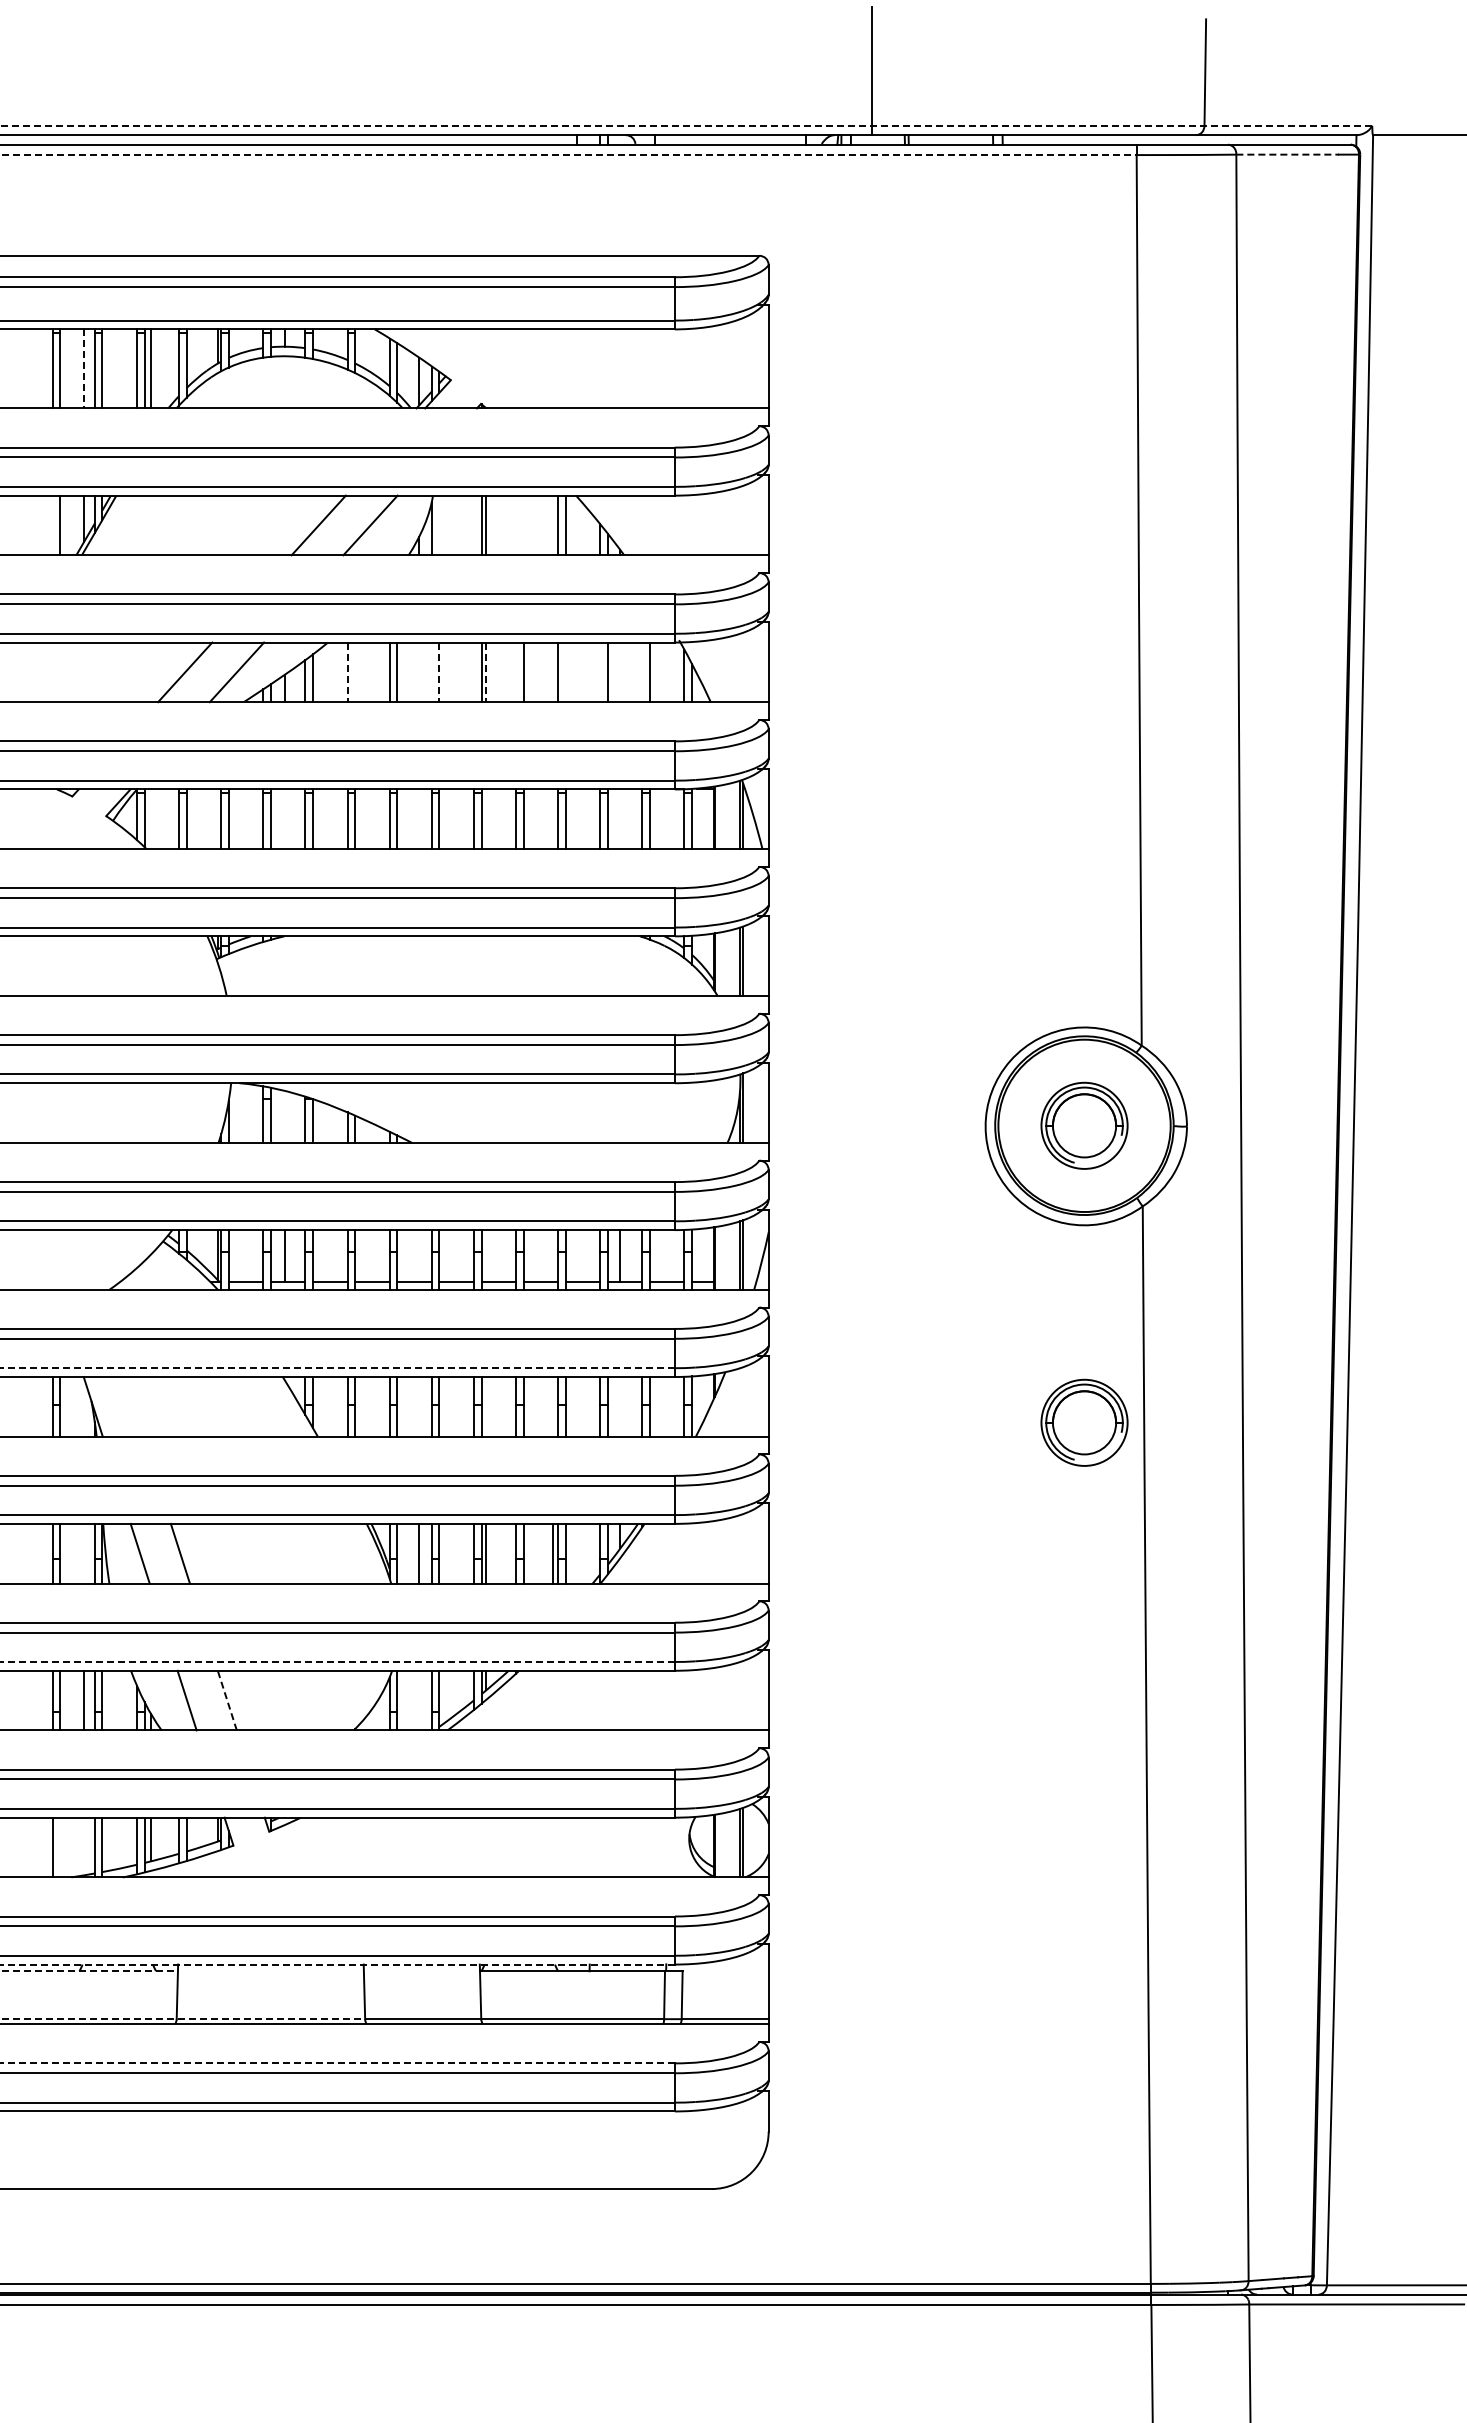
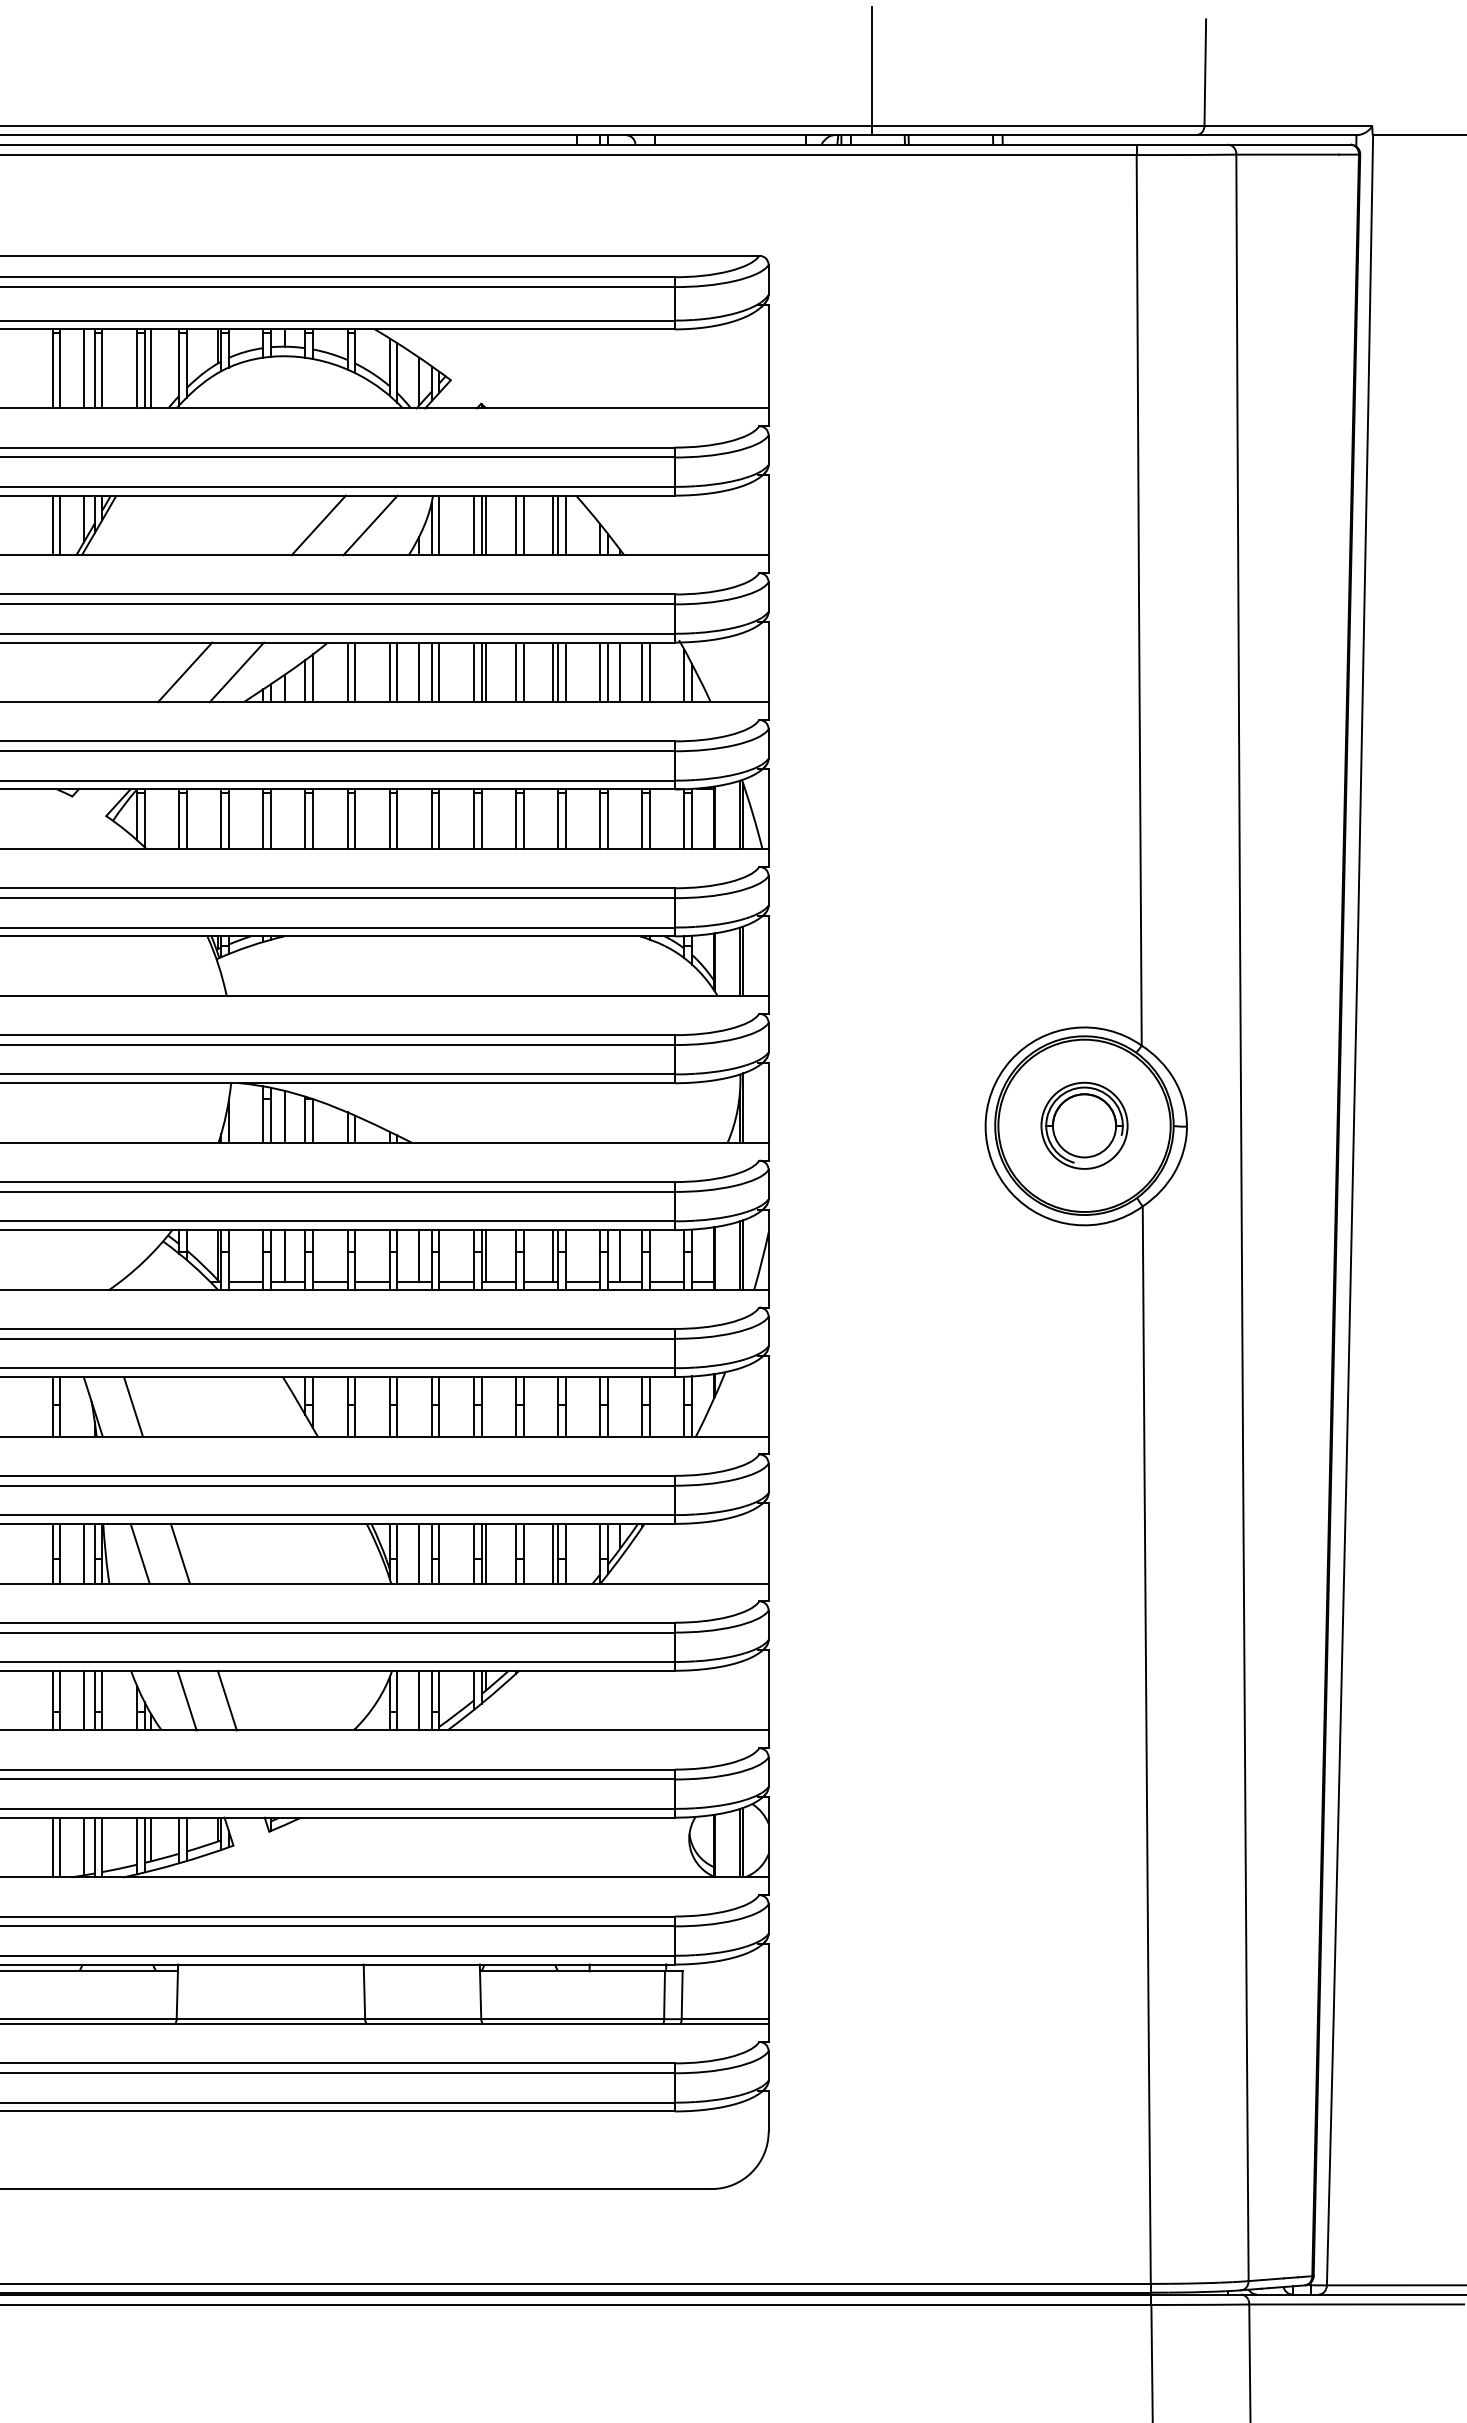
line: dashed -> solid (686, 125)
line: dashed -> solid (1288, 154)
line: dashed -> solid (568, 155)
line: dashed -> solid (84, 368)
line: none -> present (52, 525)
line: none -> present (439, 525)
line: none -> present (473, 525)
line: none -> present (515, 525)
line: none -> present (523, 525)
line: none -> present (553, 525)
line: dashed -> solid (347, 672)
line: none -> present (355, 672)
line: none -> present (419, 672)
line: none -> present (431, 672)
line: dashed -> solid (439, 672)
line: none -> present (473, 672)
line: dashed -> solid (486, 672)
line: none -> present (515, 672)
line: none -> present (553, 672)
line: none -> present (565, 672)
line: none -> present (600, 672)
line: none -> present (620, 672)
line: none -> present (642, 672)
line: none -> present (285, 1116)
line: none -> present (419, 1256)
line: none -> present (486, 1256)
line: none -> present (553, 1256)
line: dashed -> solid (337, 1368)
line: none -> present (133, 1406)
part: present -> none (1084, 1422)
line: none -> present (84, 1553)
line: dashed -> solid (337, 1661)
line: dashed -> solid (227, 1700)
line: none -> present (419, 1700)
line: none -> present (84, 1846)
line: none -> present (60, 1847)
line: dashed -> solid (337, 1964)
line: dashed -> solid (89, 1971)
line: dashed -> solid (183, 2019)
line: dashed -> solid (337, 2063)
